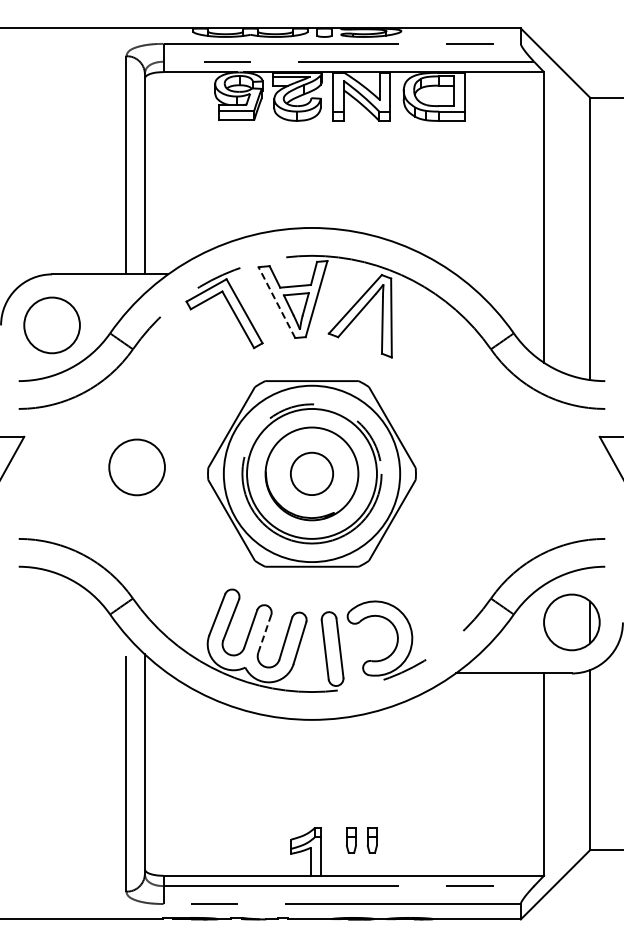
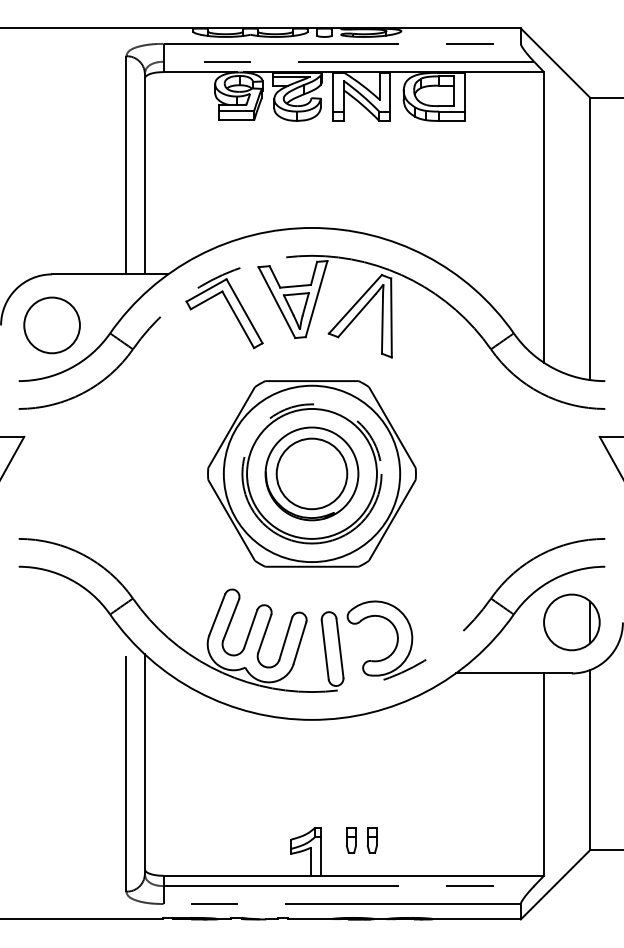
line: dashed -> solid (276, 302)
circle: present -> none (136, 467)
circle diameter: 42 px -> 71 px (311, 473)
line: dashed -> solid (264, 633)
